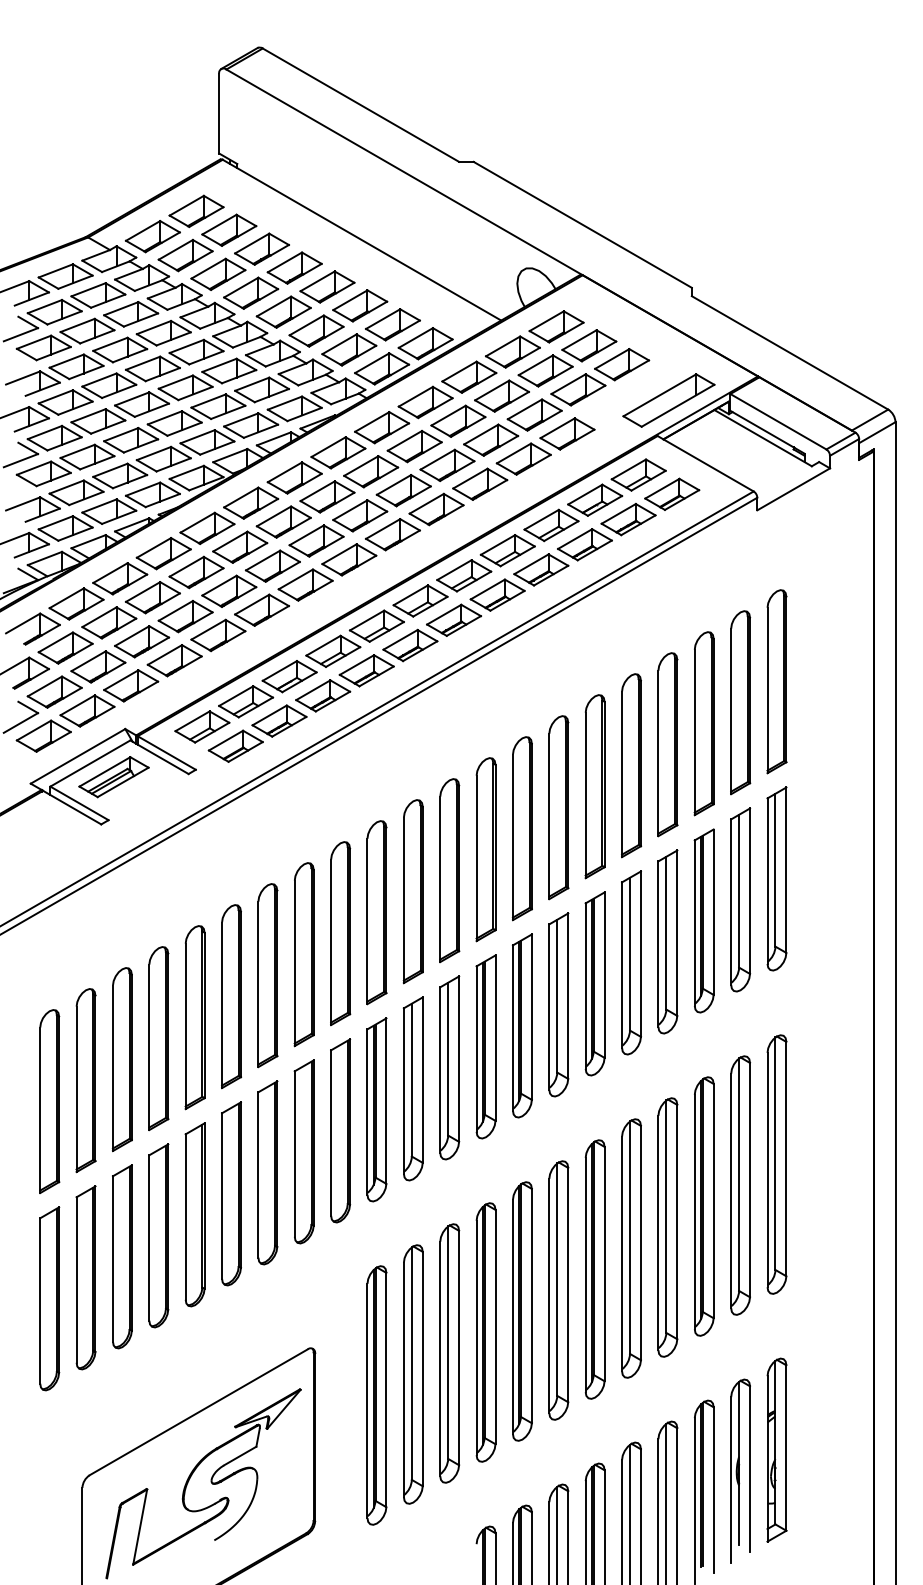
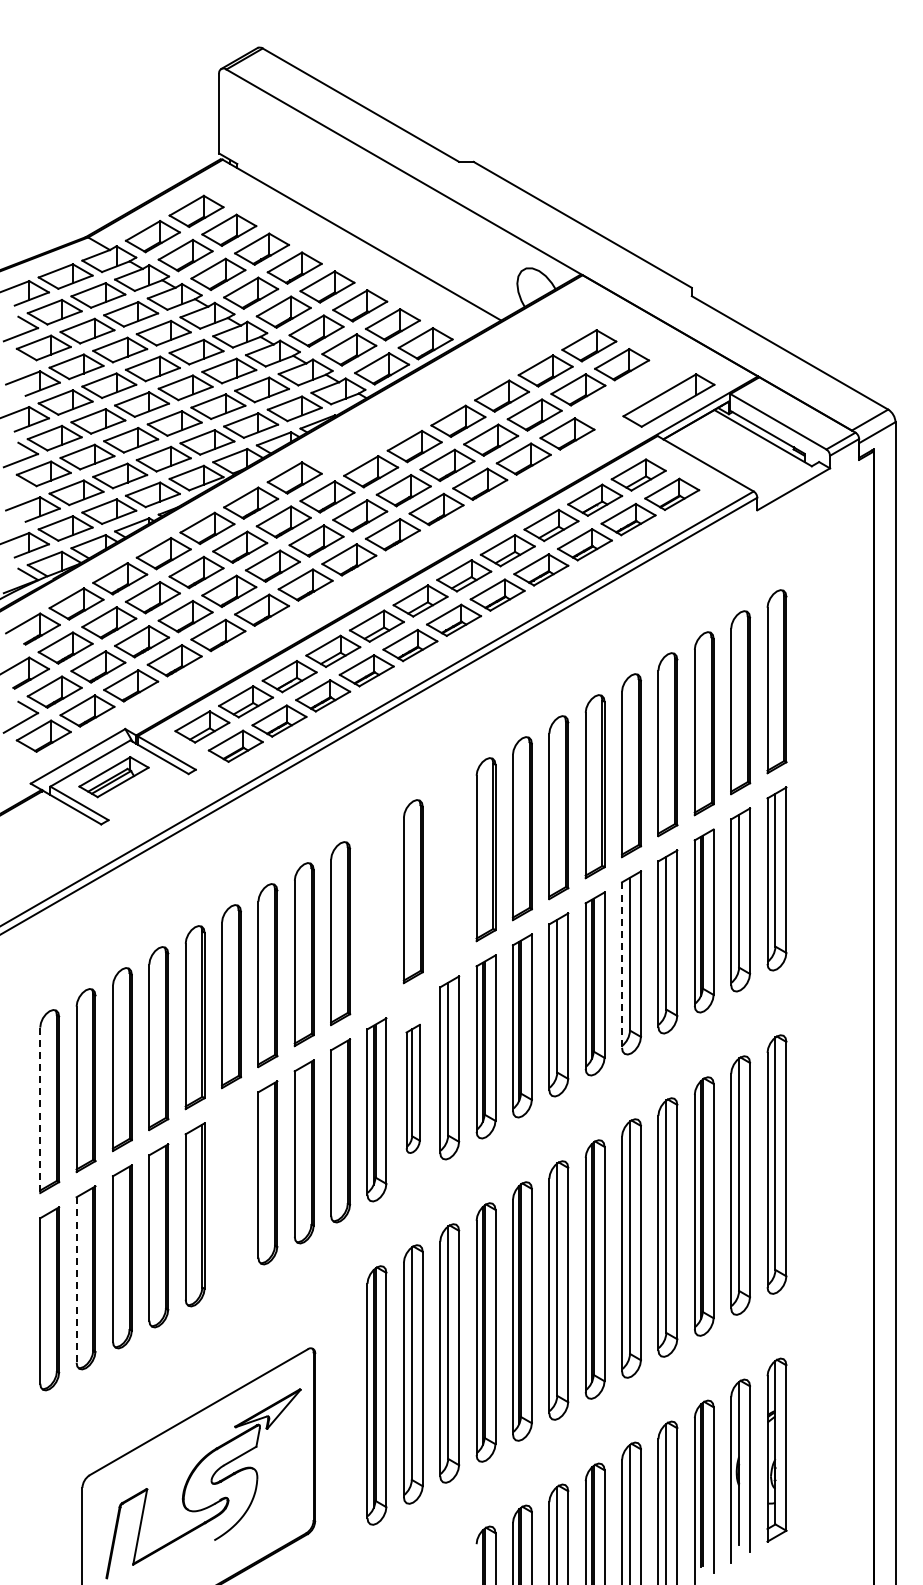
part: present -> none (447, 389)
part: present -> none (449, 870)
part: present -> none (376, 912)
line: solid -> dashed (622, 965)
part size: 22x186 px -> 16x131 px (412, 1088)
line: solid -> dashed (40, 1110)
part: present -> none (231, 1193)
line: solid -> dashed (76, 1279)
